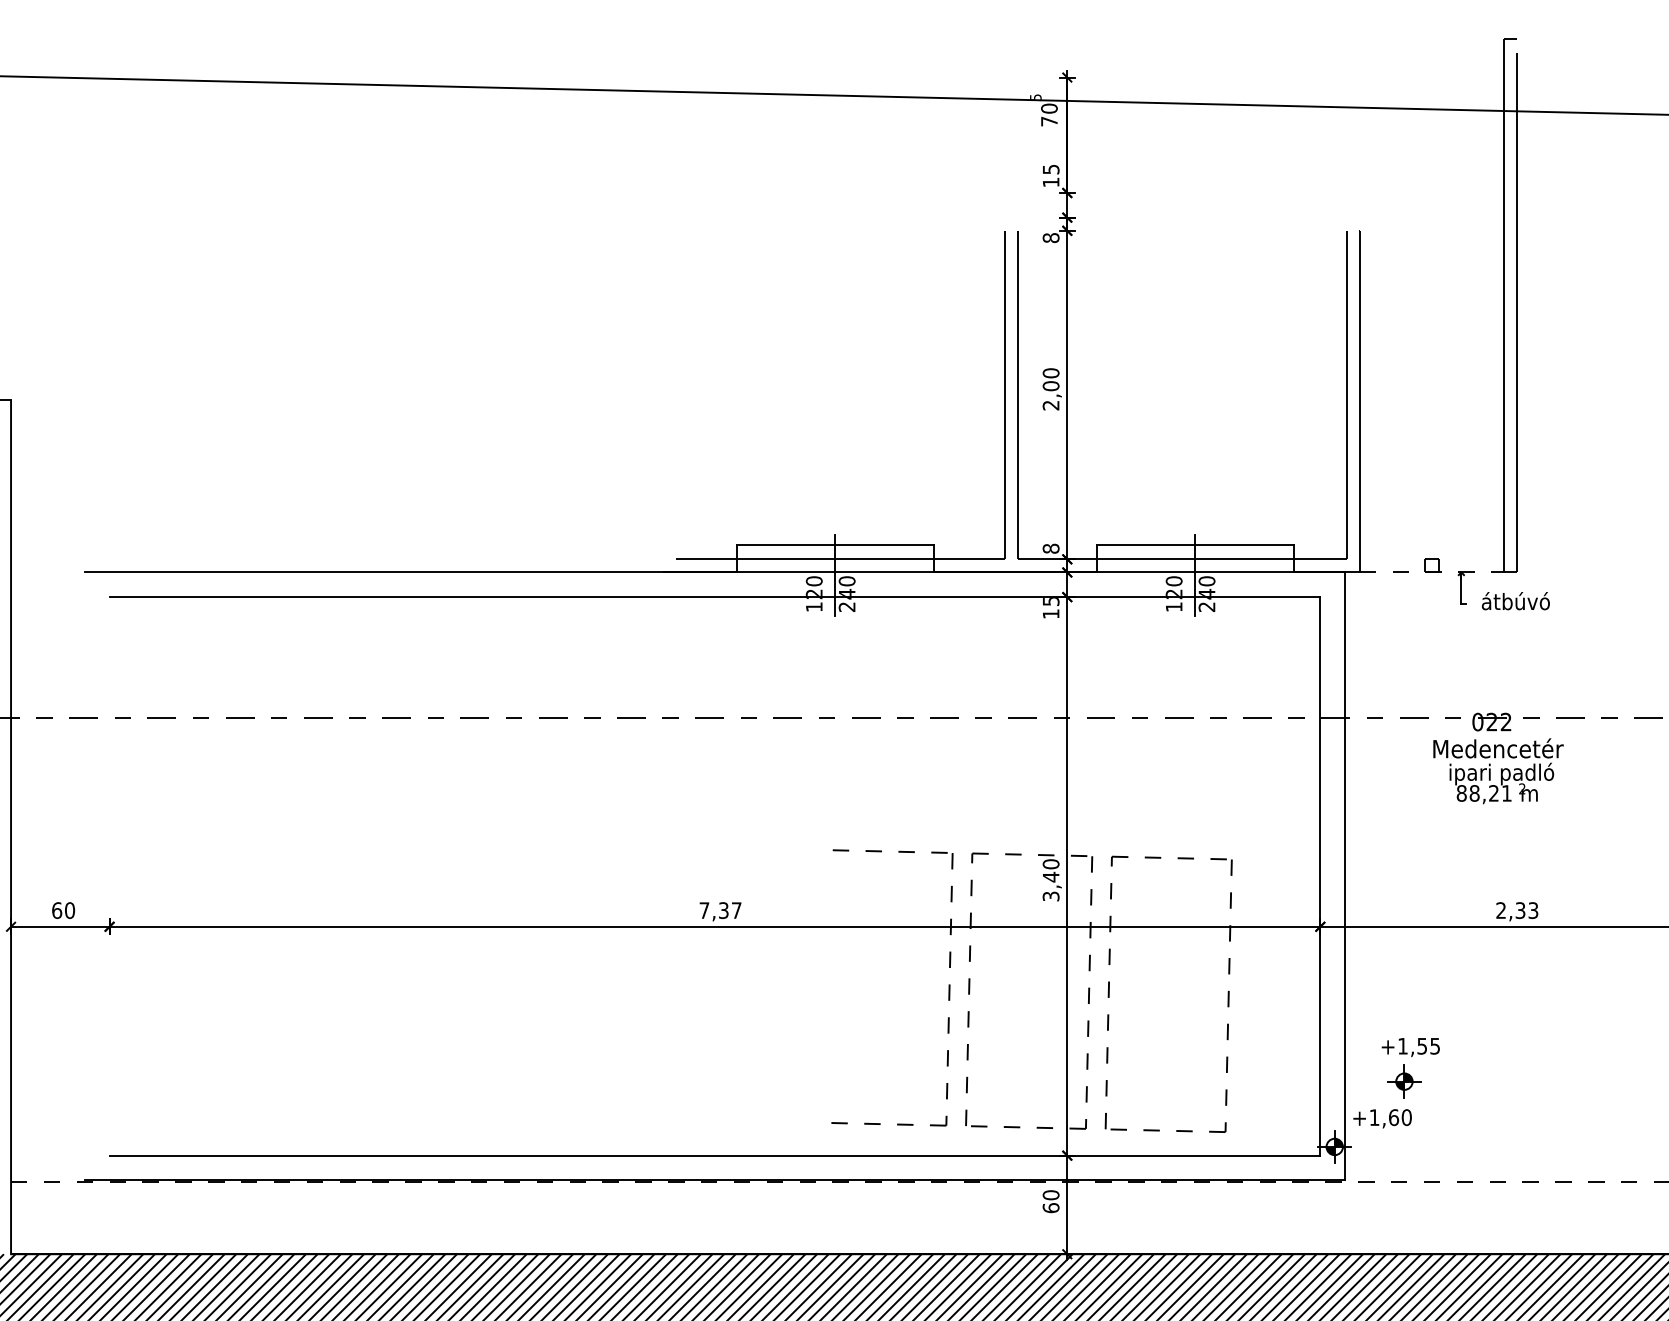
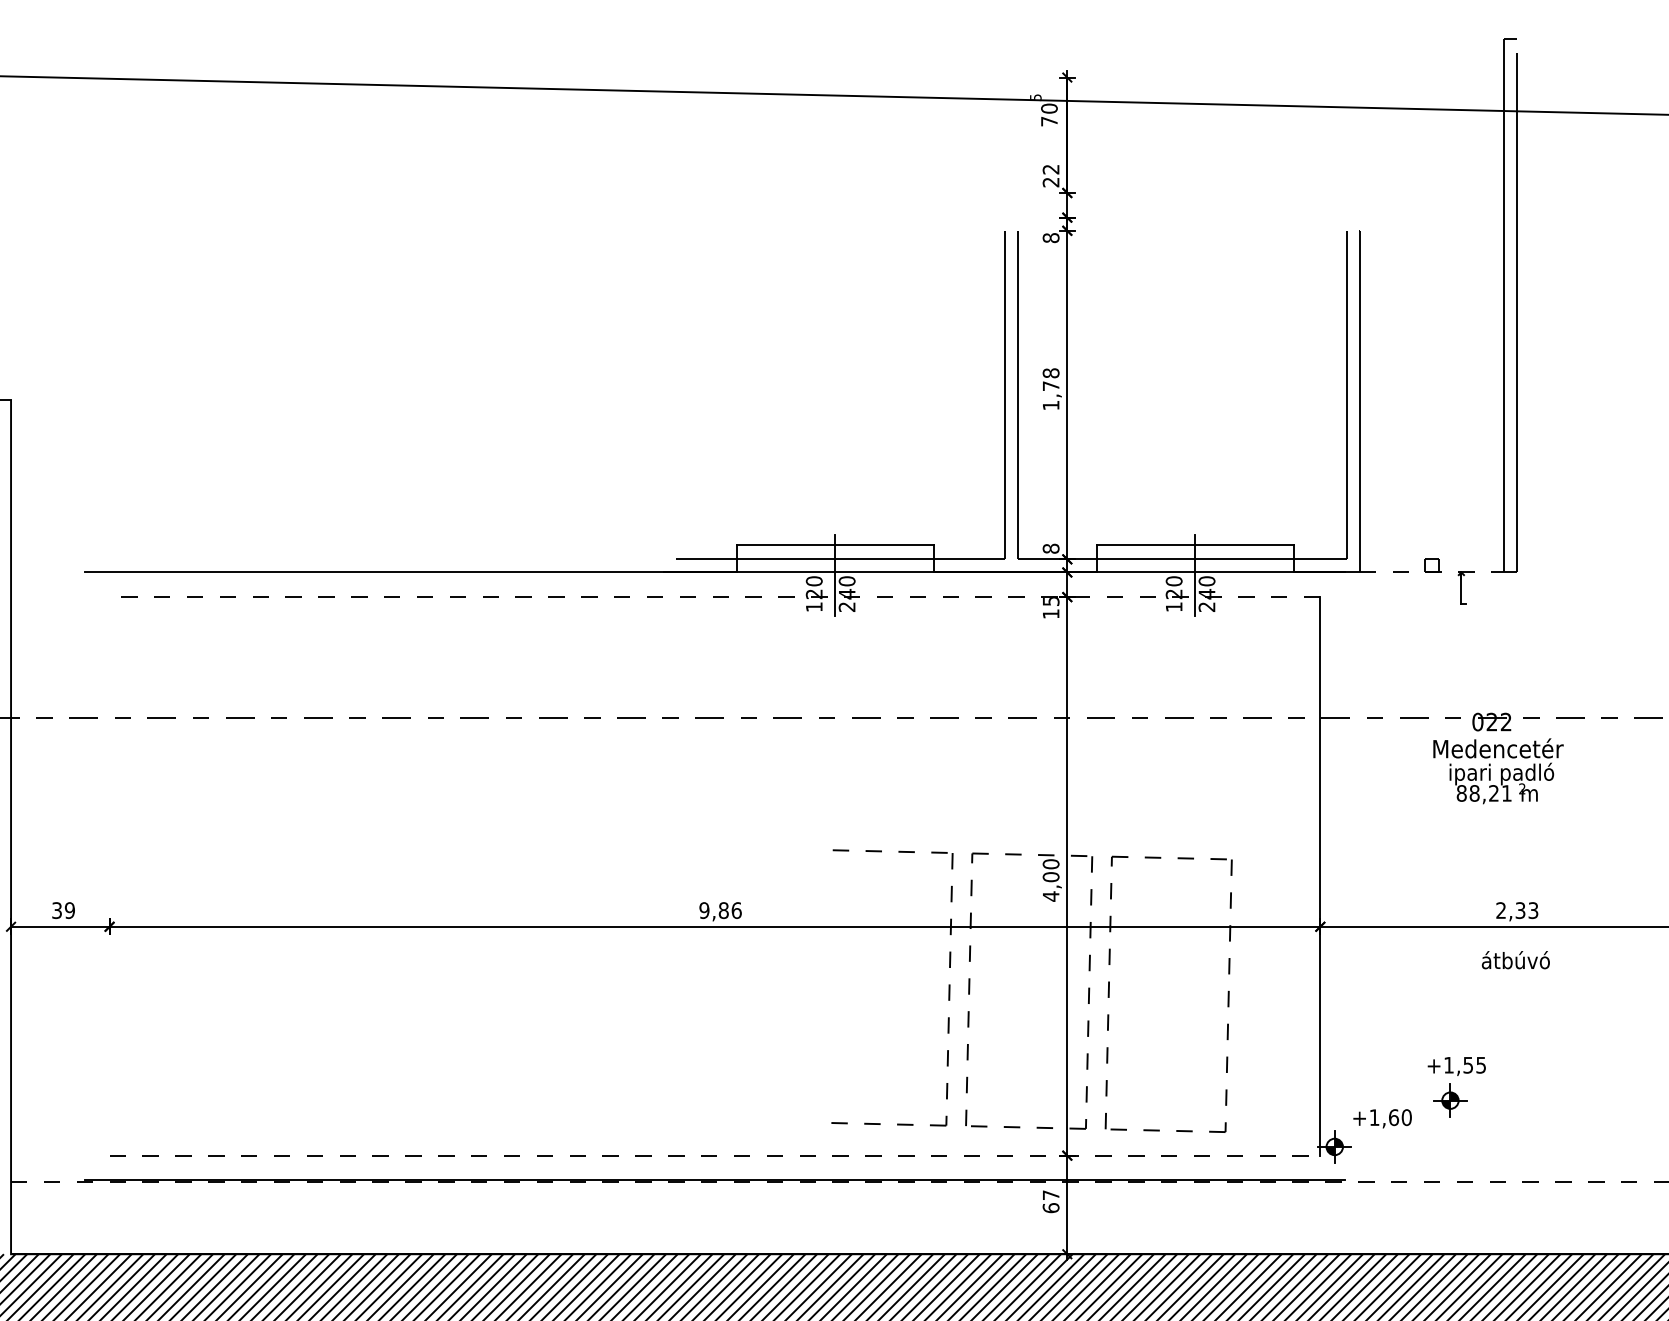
text: 15 -> 22 (1050, 176)
text: 2,00 -> 1,78 (1050, 389)
line: solid -> dashed (714, 597)
text position: (1515, 601) -> (1515, 960) (1515, 960)
line: present -> none (1344, 876)
text: 3,40 -> 4,00 (1050, 886)
text: 60 -> 39 (63, 910)
text: 7,37 -> 9,86 (720, 910)
part position: (1410, 1068) -> (1456, 1087) (1456, 1087)
line: solid -> dashed (715, 1155)
text: 60 -> 67 (1050, 1195)
